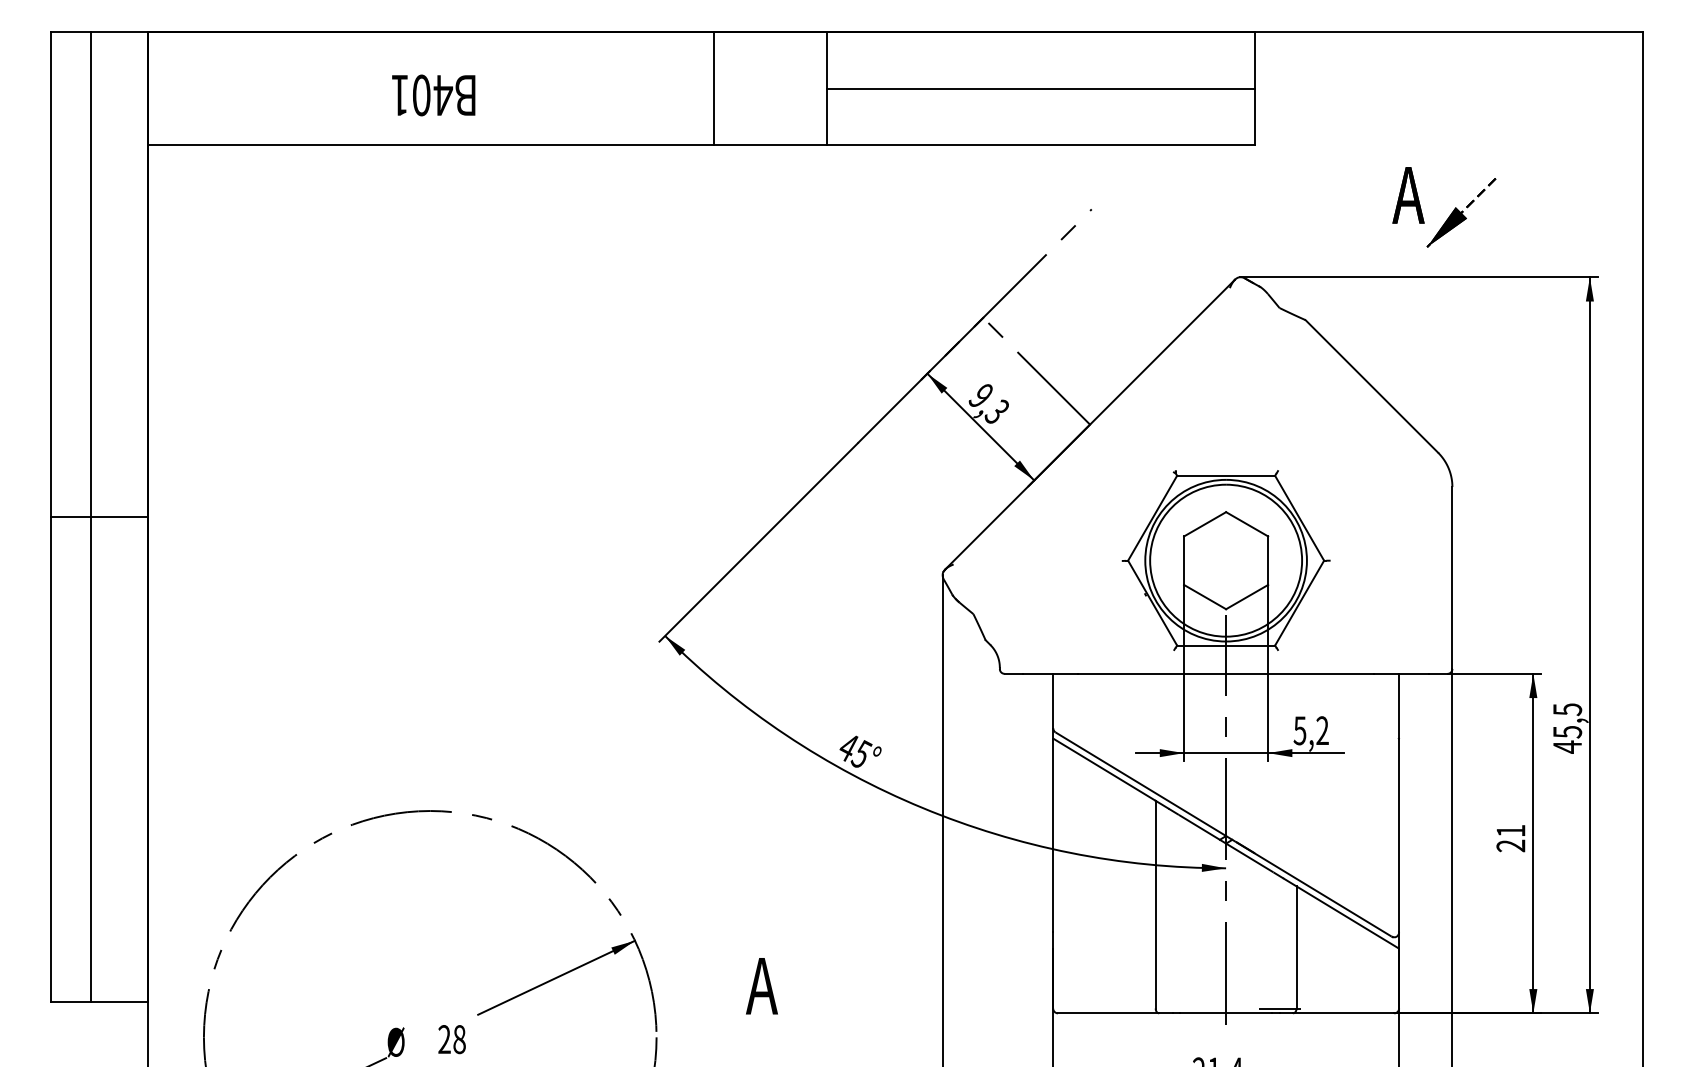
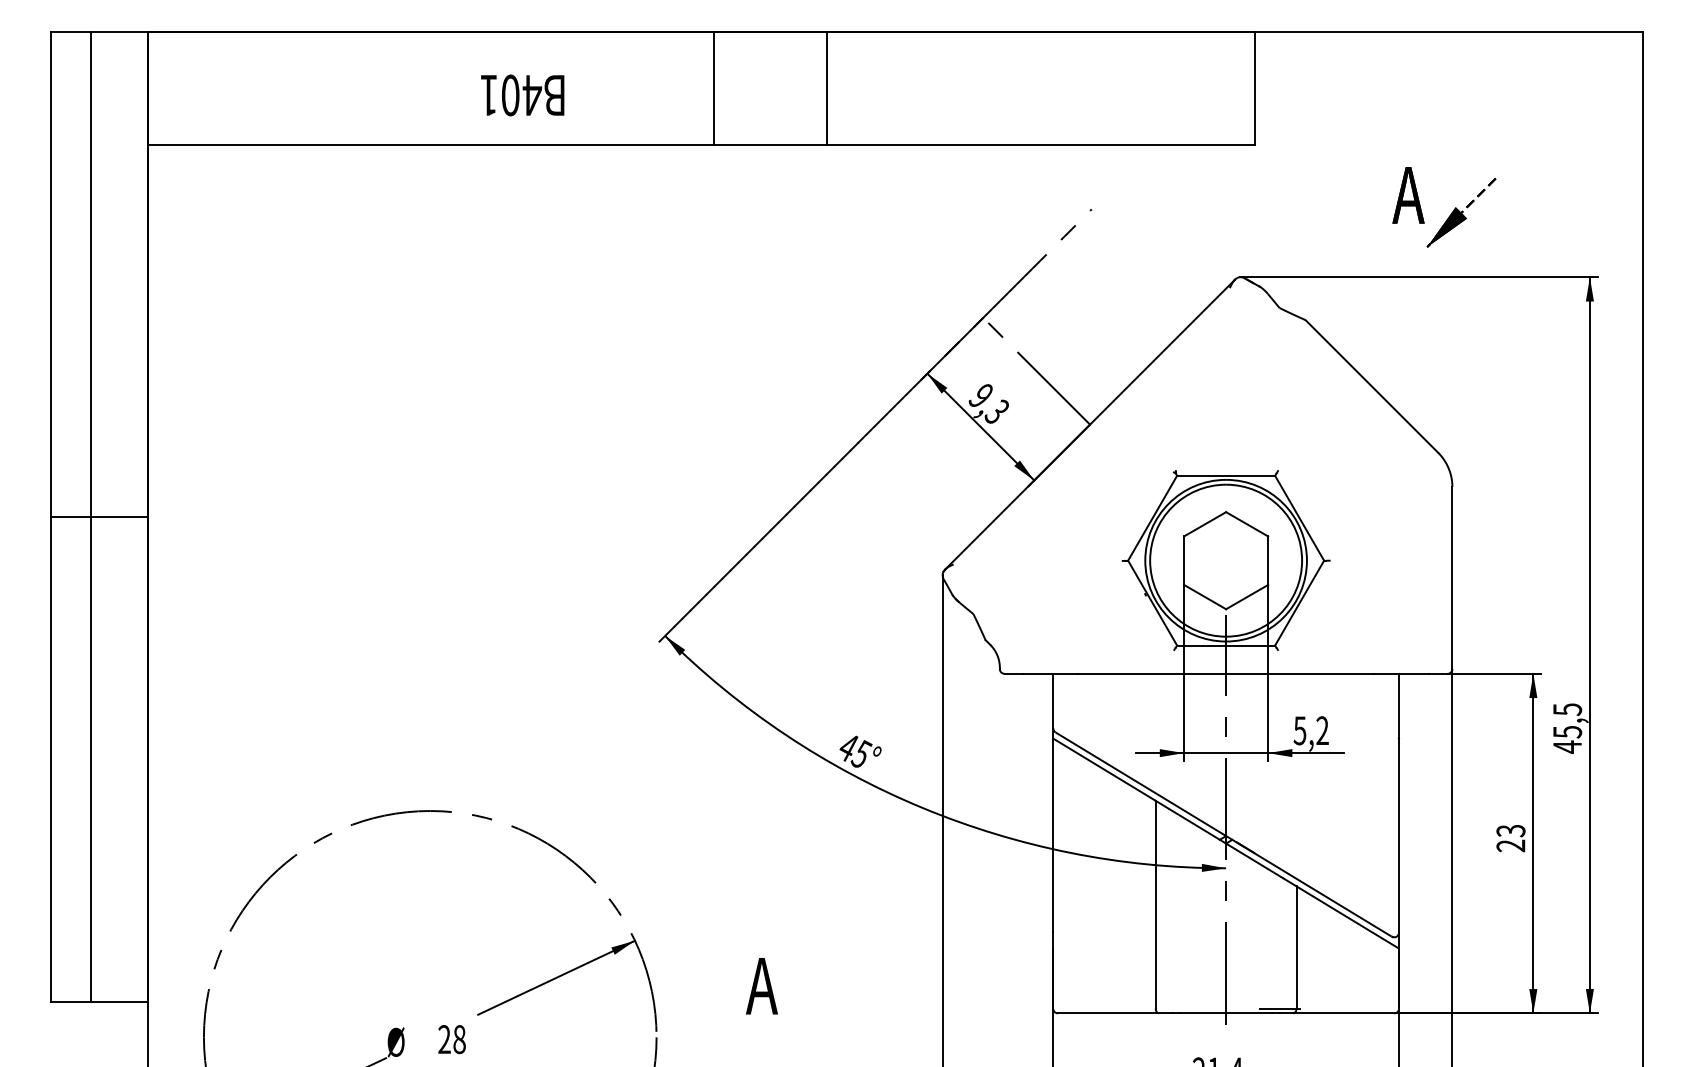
line: present -> none (1040, 88)
text position: (433, 95) -> (522, 95) (522, 95)
text: 21 -> 23 (1510, 831)
